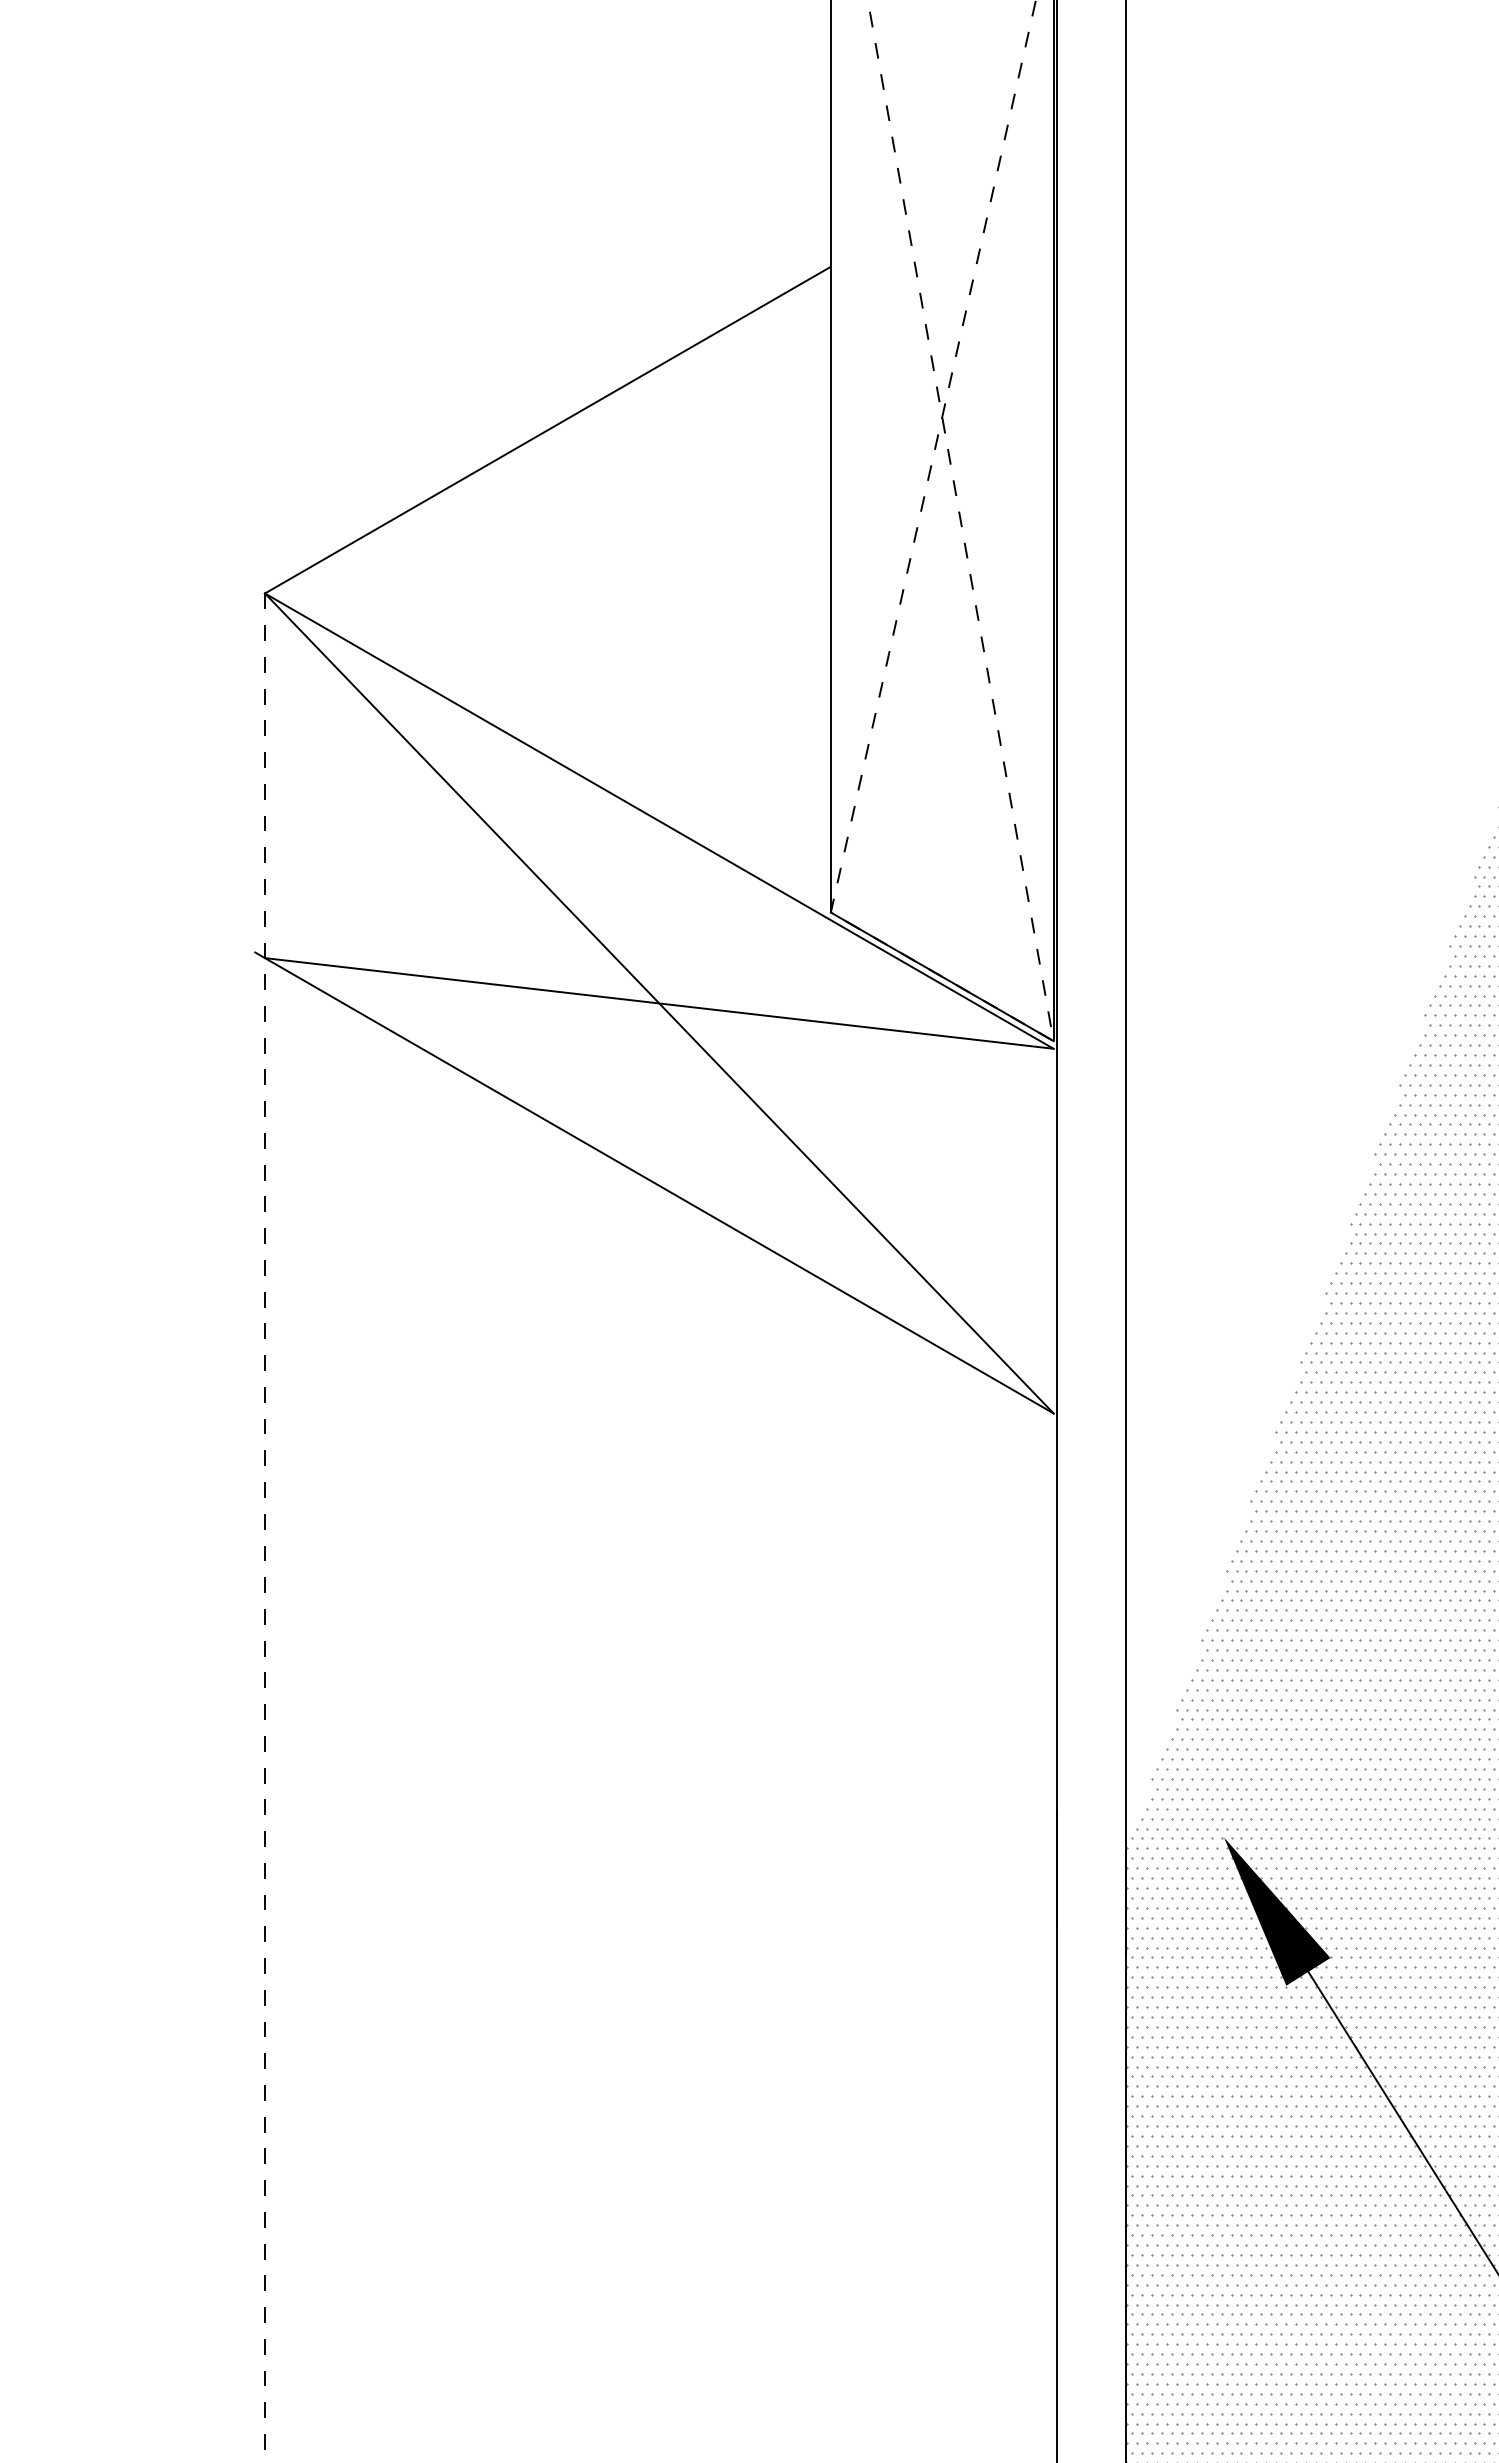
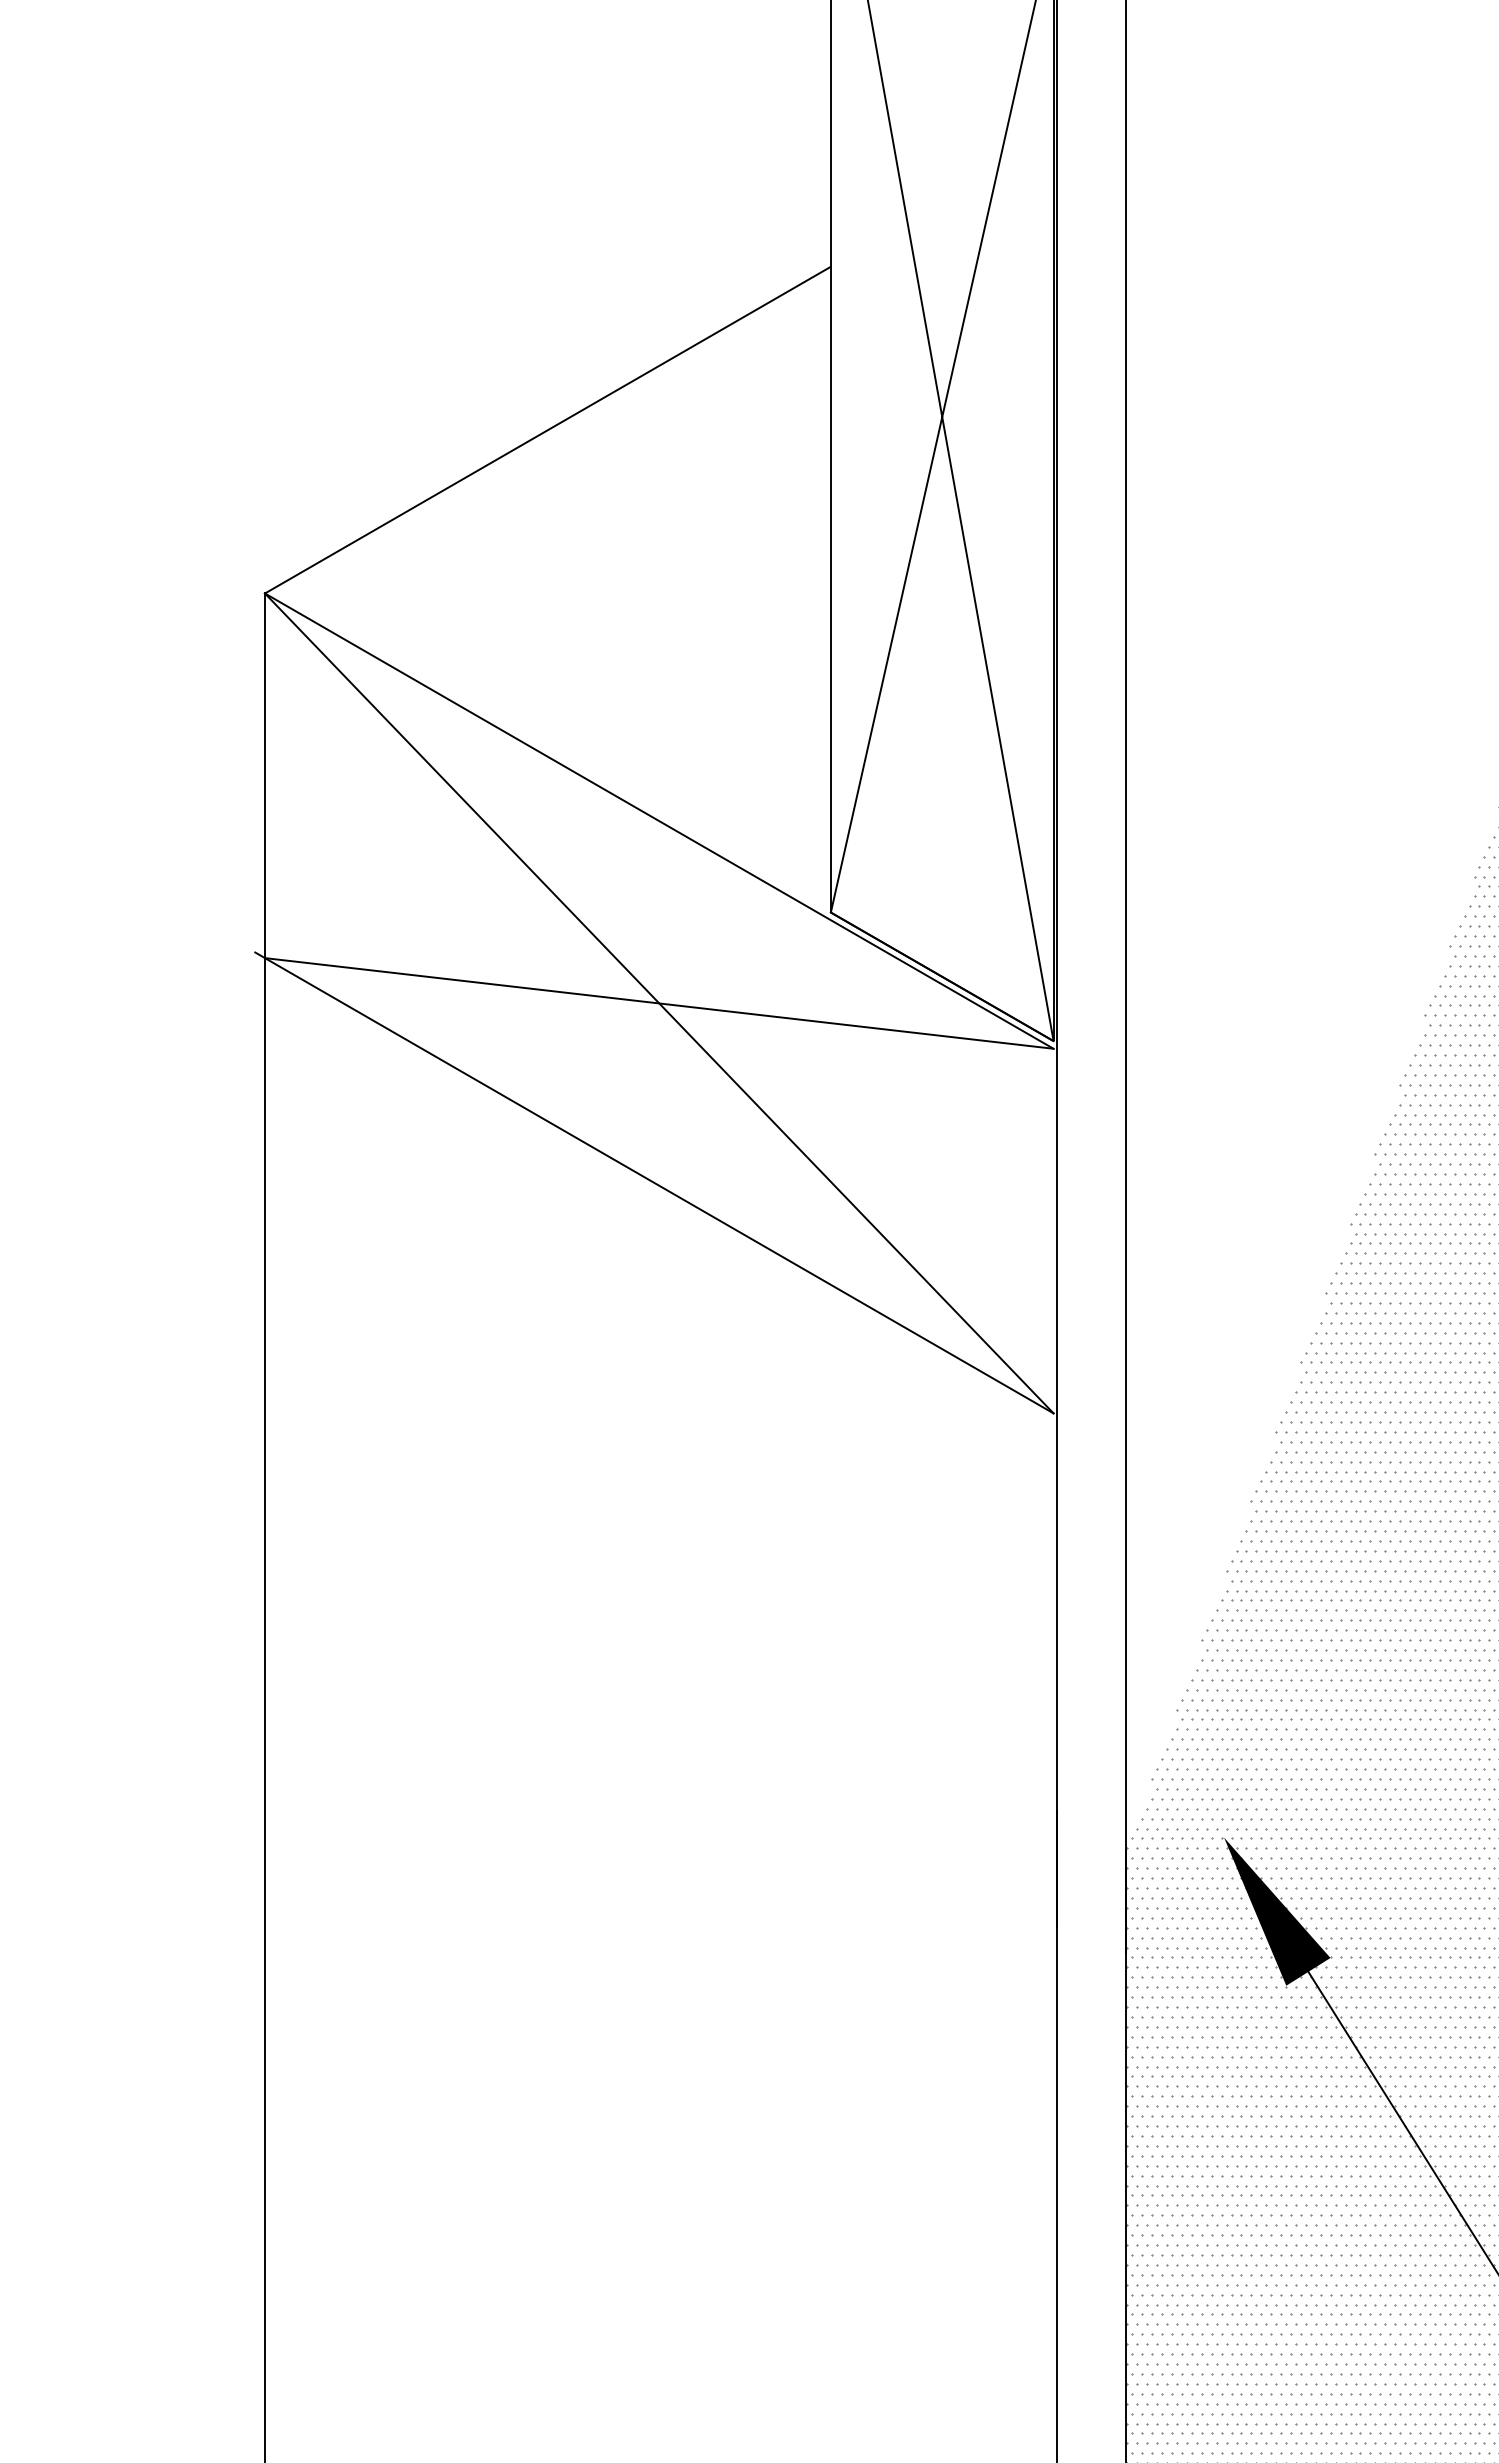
line: dashed -> solid (994, 1007)
line: dashed -> solid (265, 1528)
